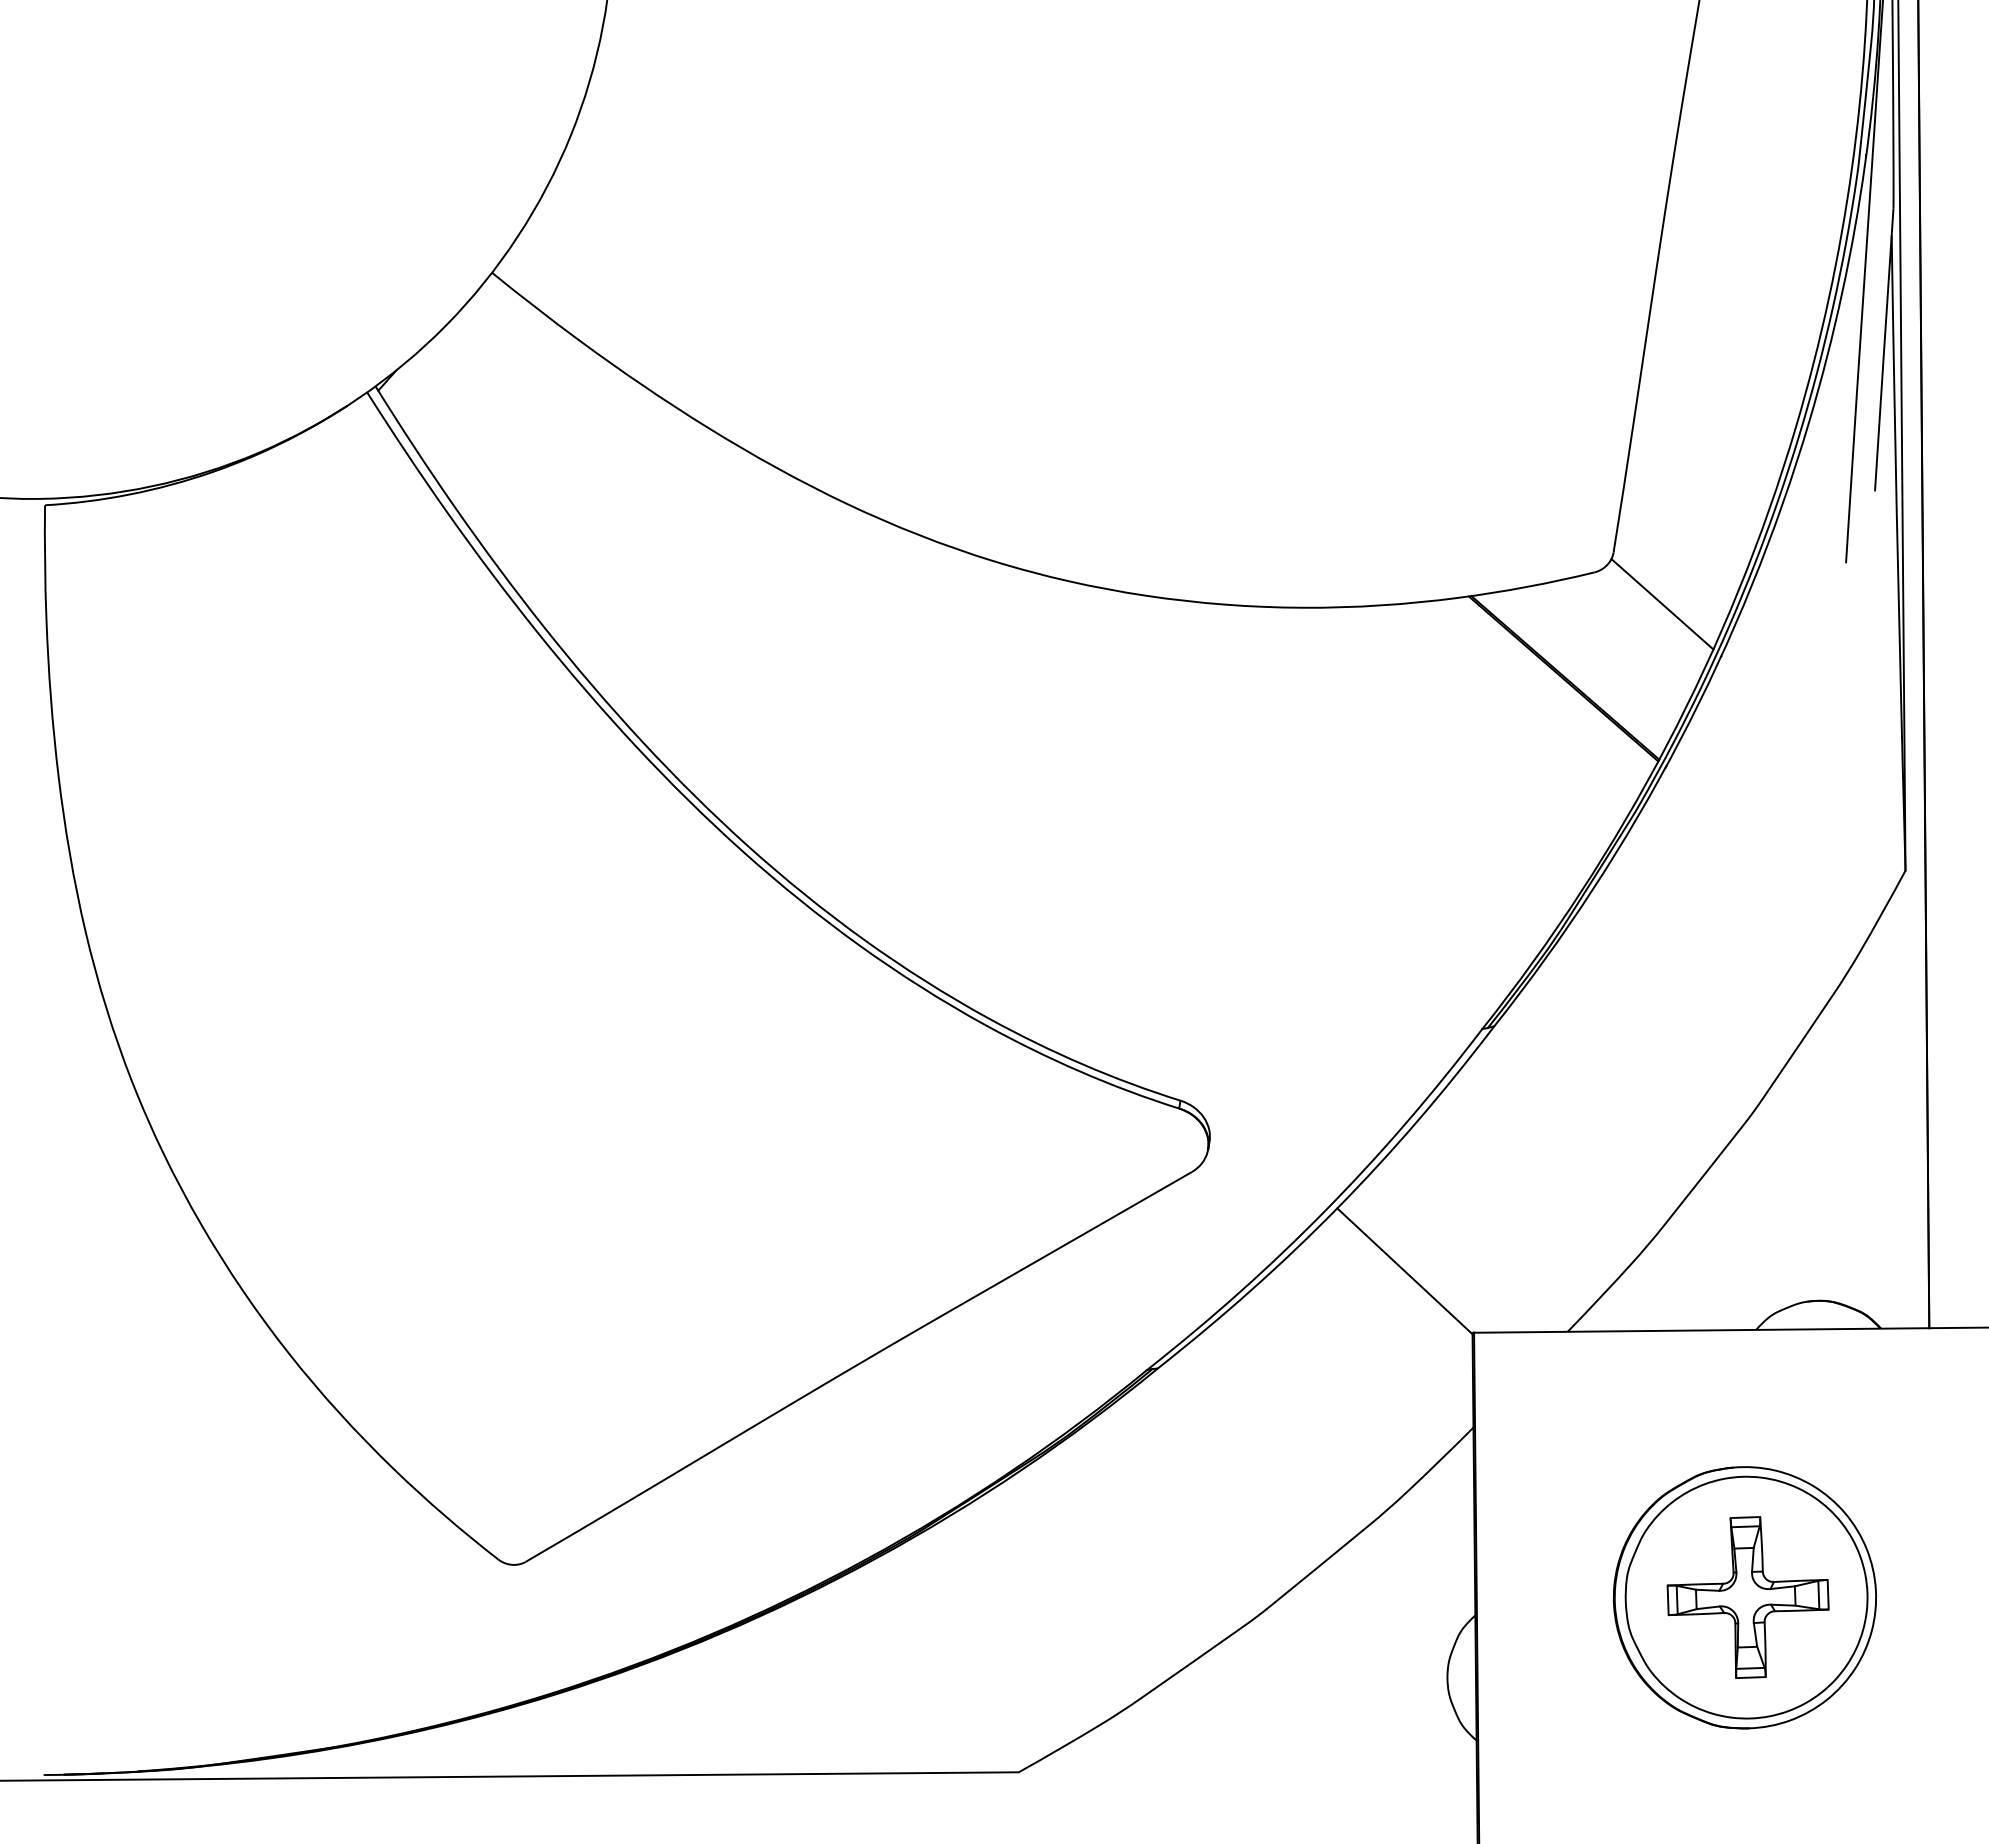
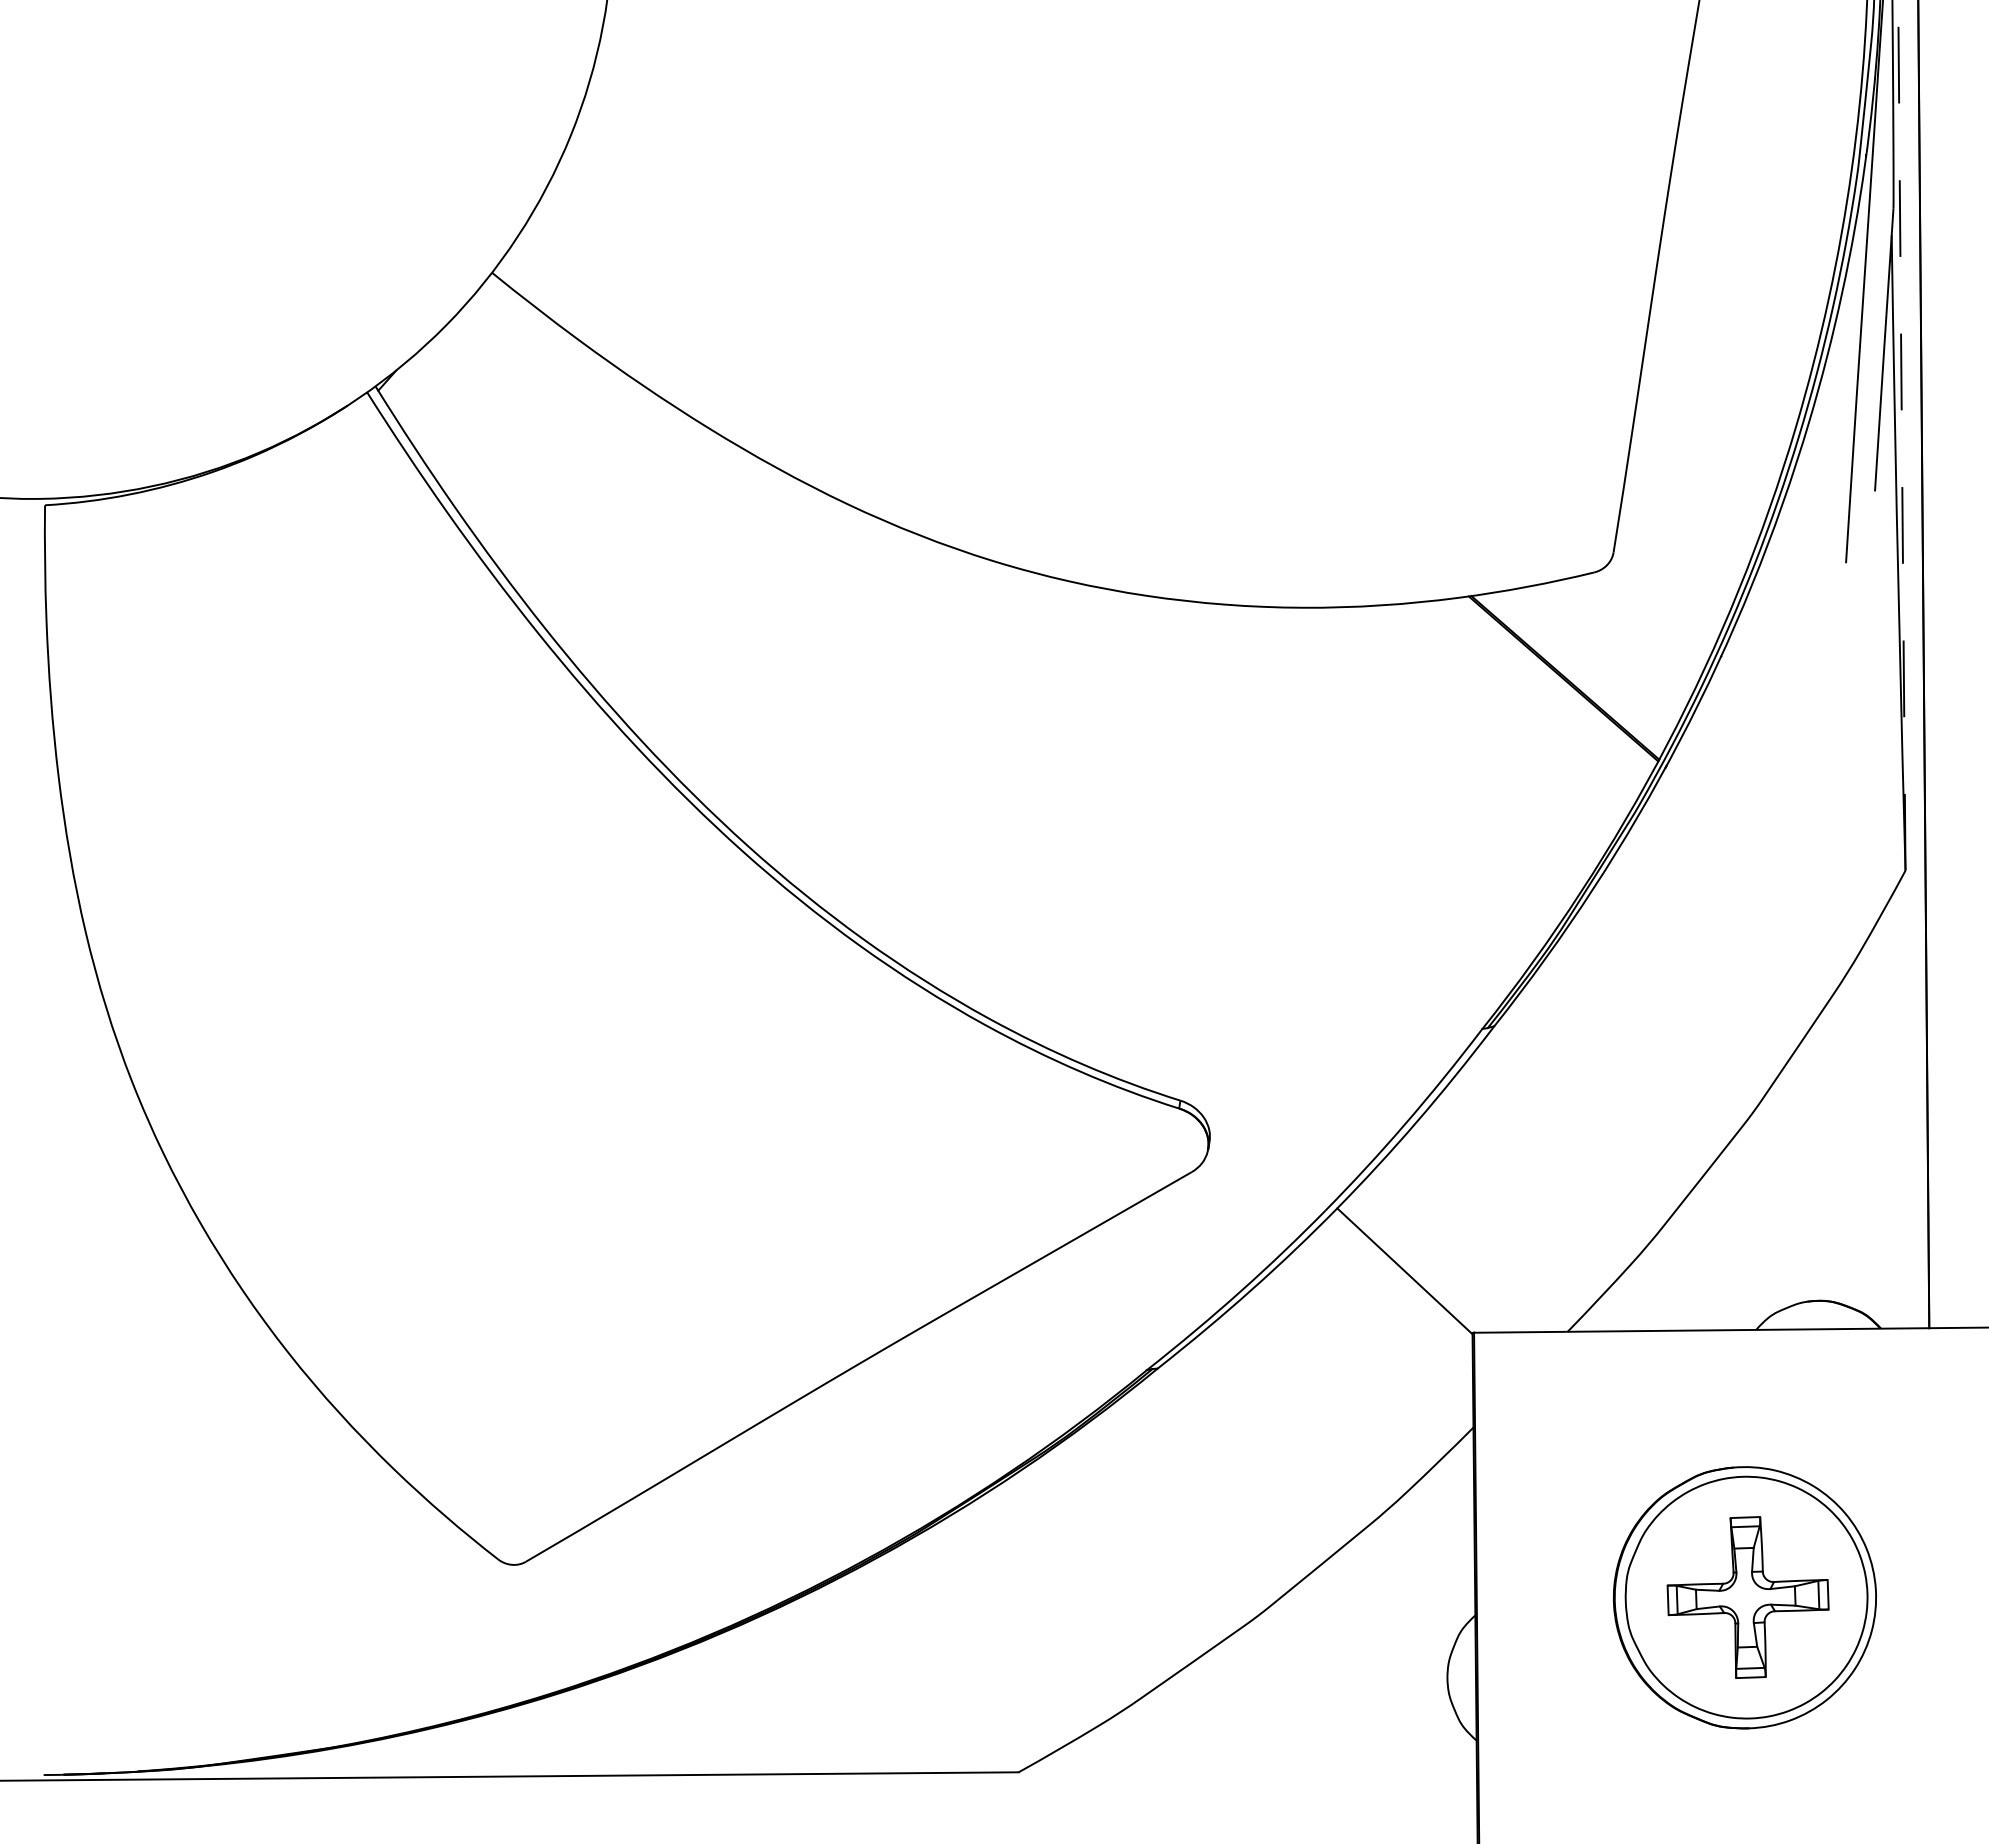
line: solid -> dashed (1901, 434)
line: present -> none (1662, 604)
